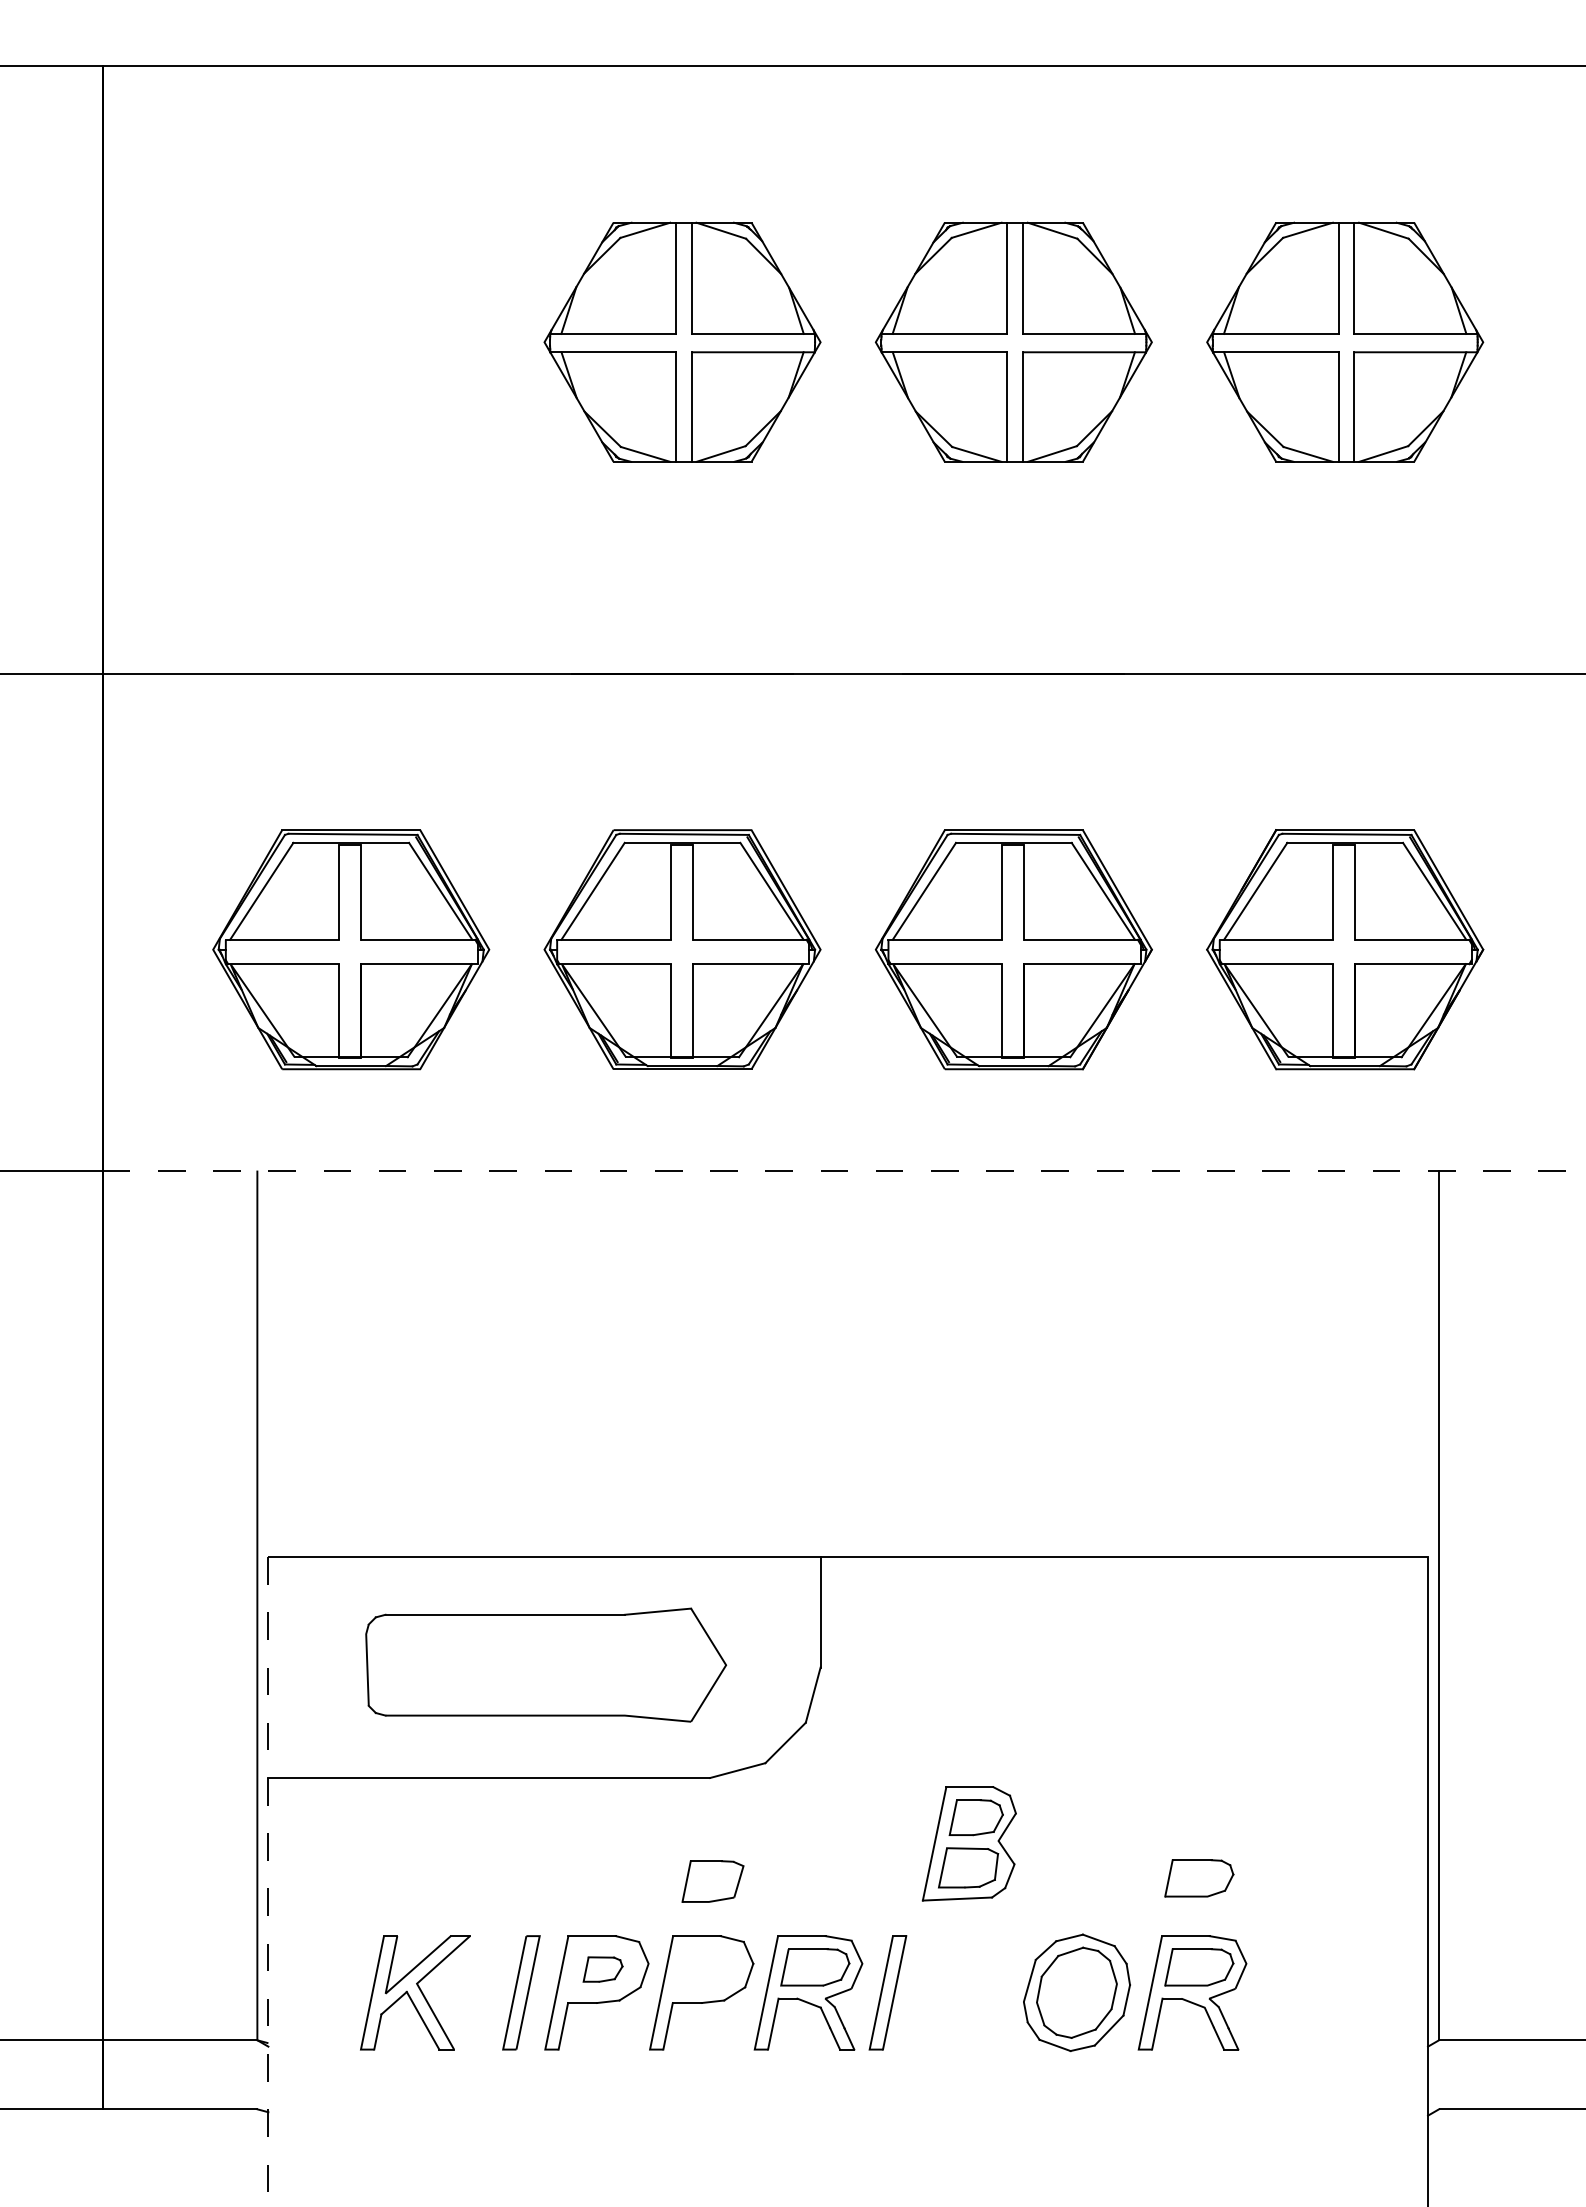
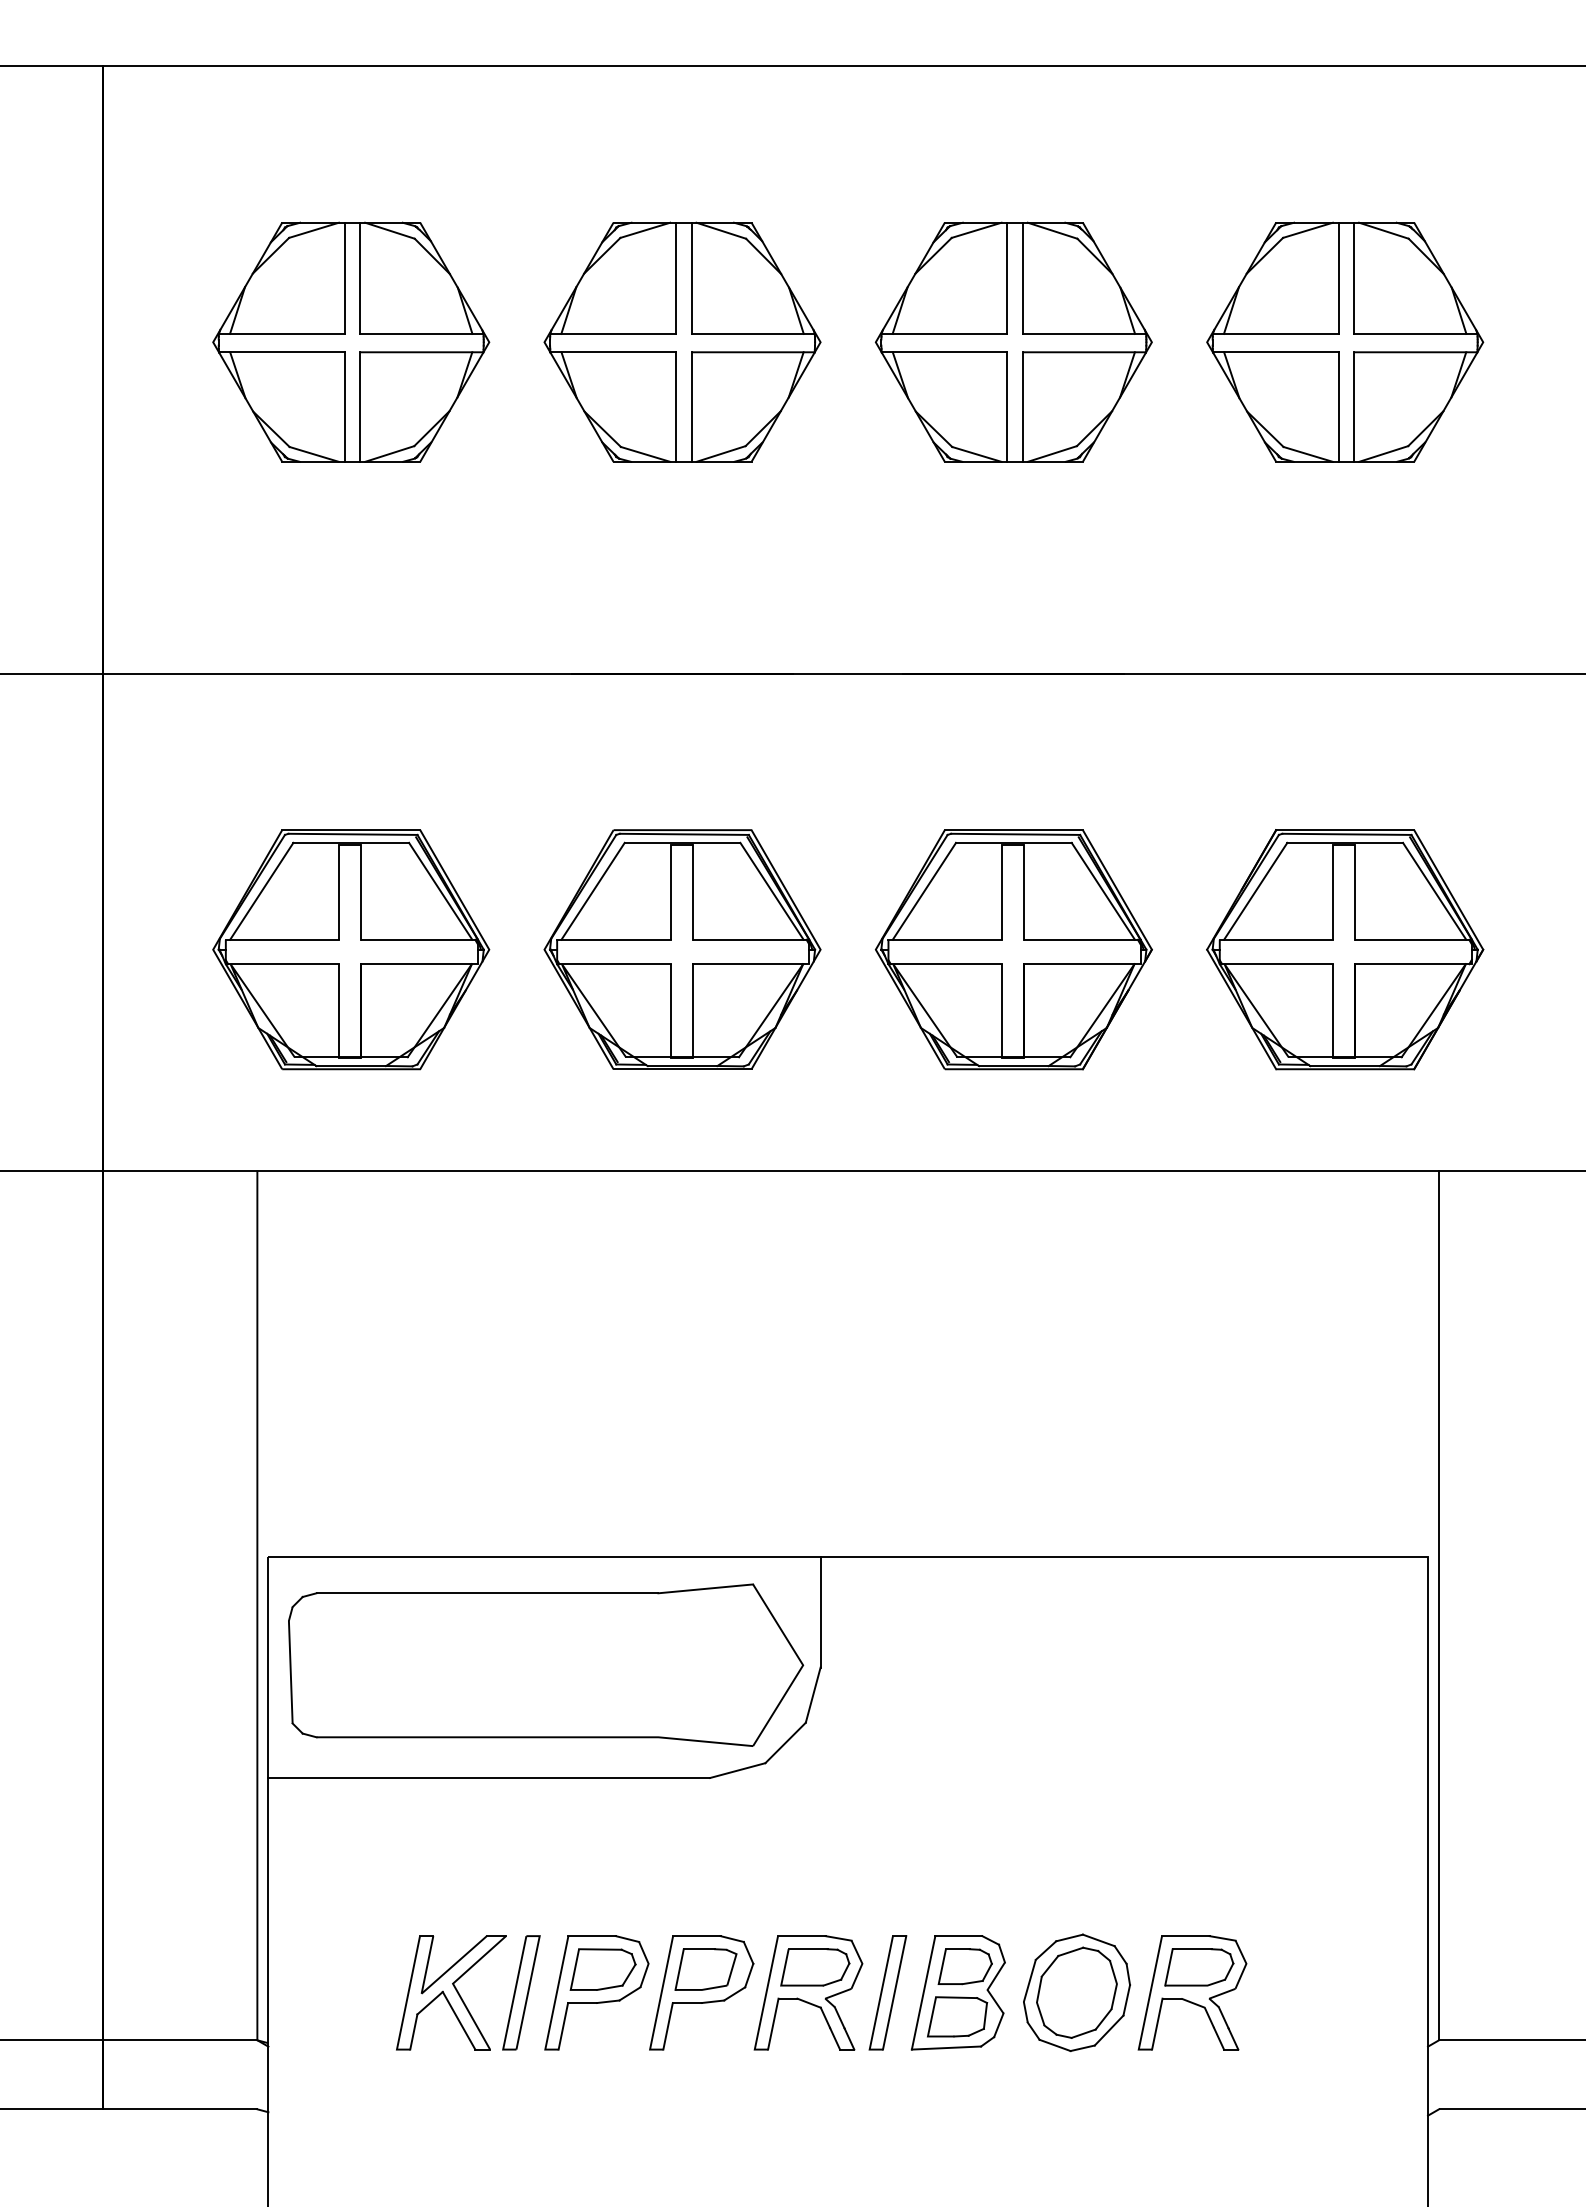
part: none -> present (351, 341)
line: dashed -> solid (844, 1170)
part size: 363x116 px -> 517x164 px (546, 1664)
part position: (968, 1843) -> (957, 1992) (957, 1992)
part: present -> none (1199, 1878)
part position: (712, 1881) -> (705, 1969) (705, 1969)
line: dashed -> solid (268, 1882)
part size: 42x27 px -> 68x43 px (602, 1969)
part position: (415, 1992) -> (451, 1992) (451, 1992)
